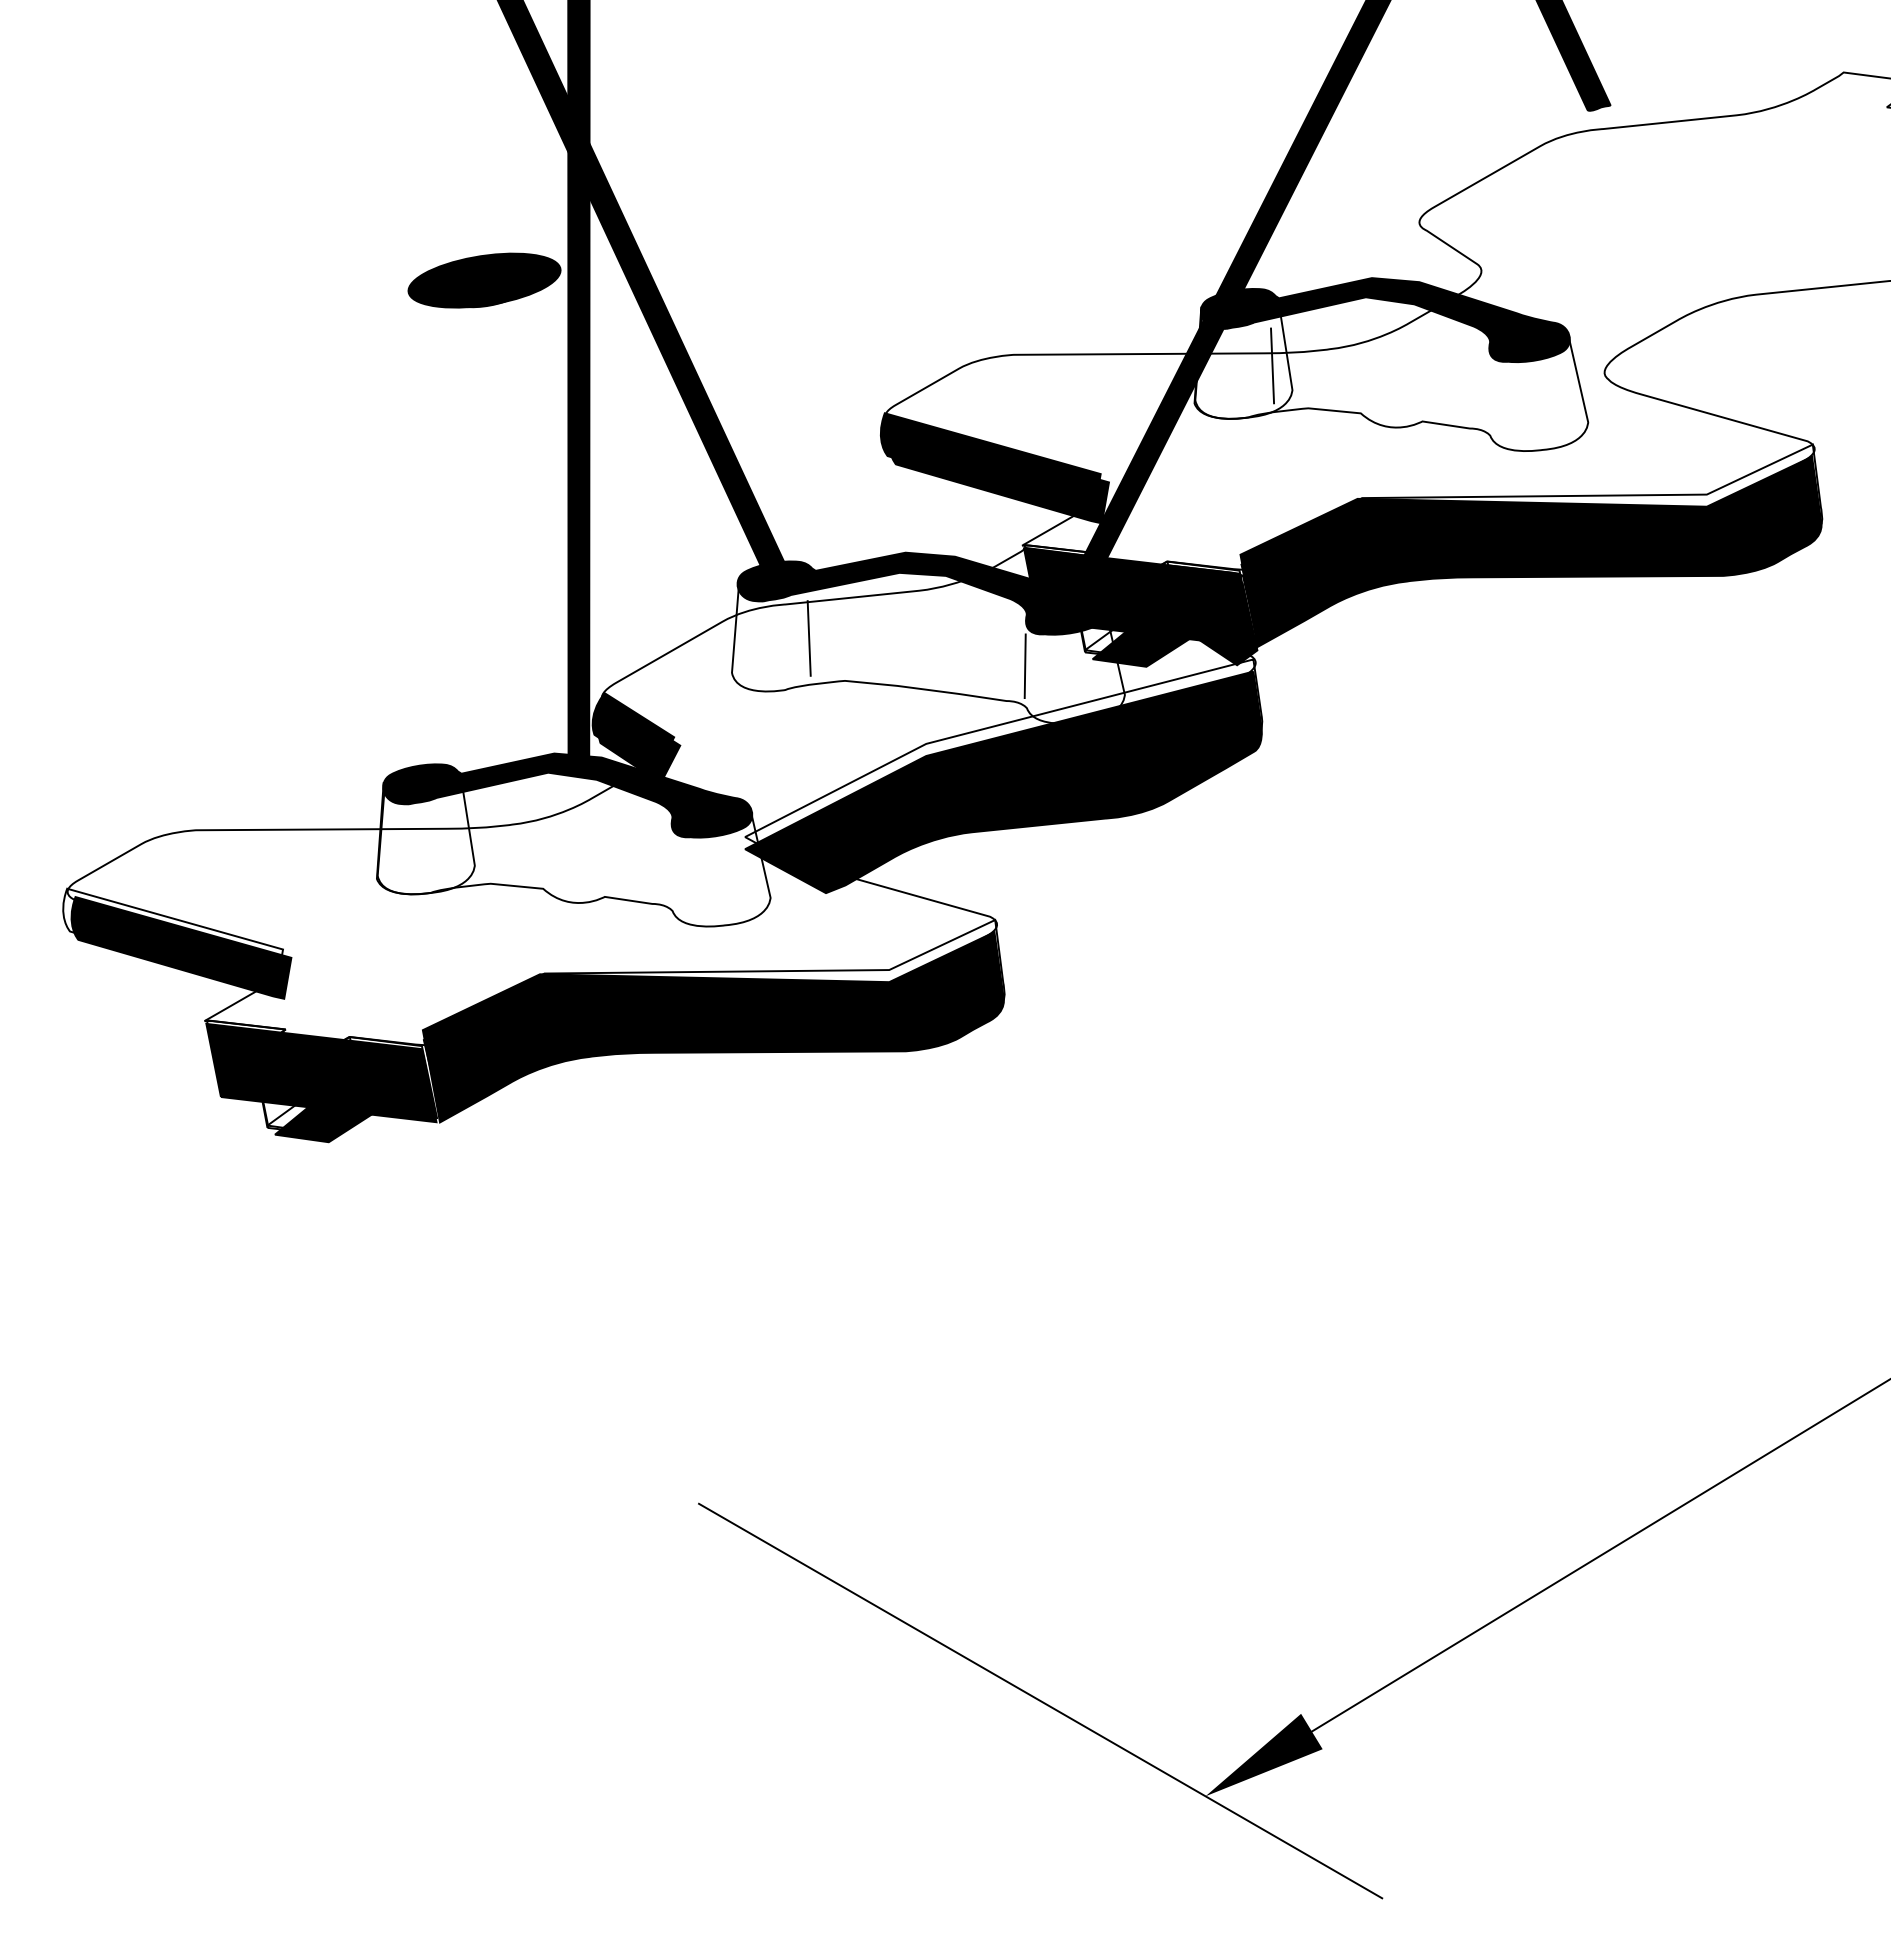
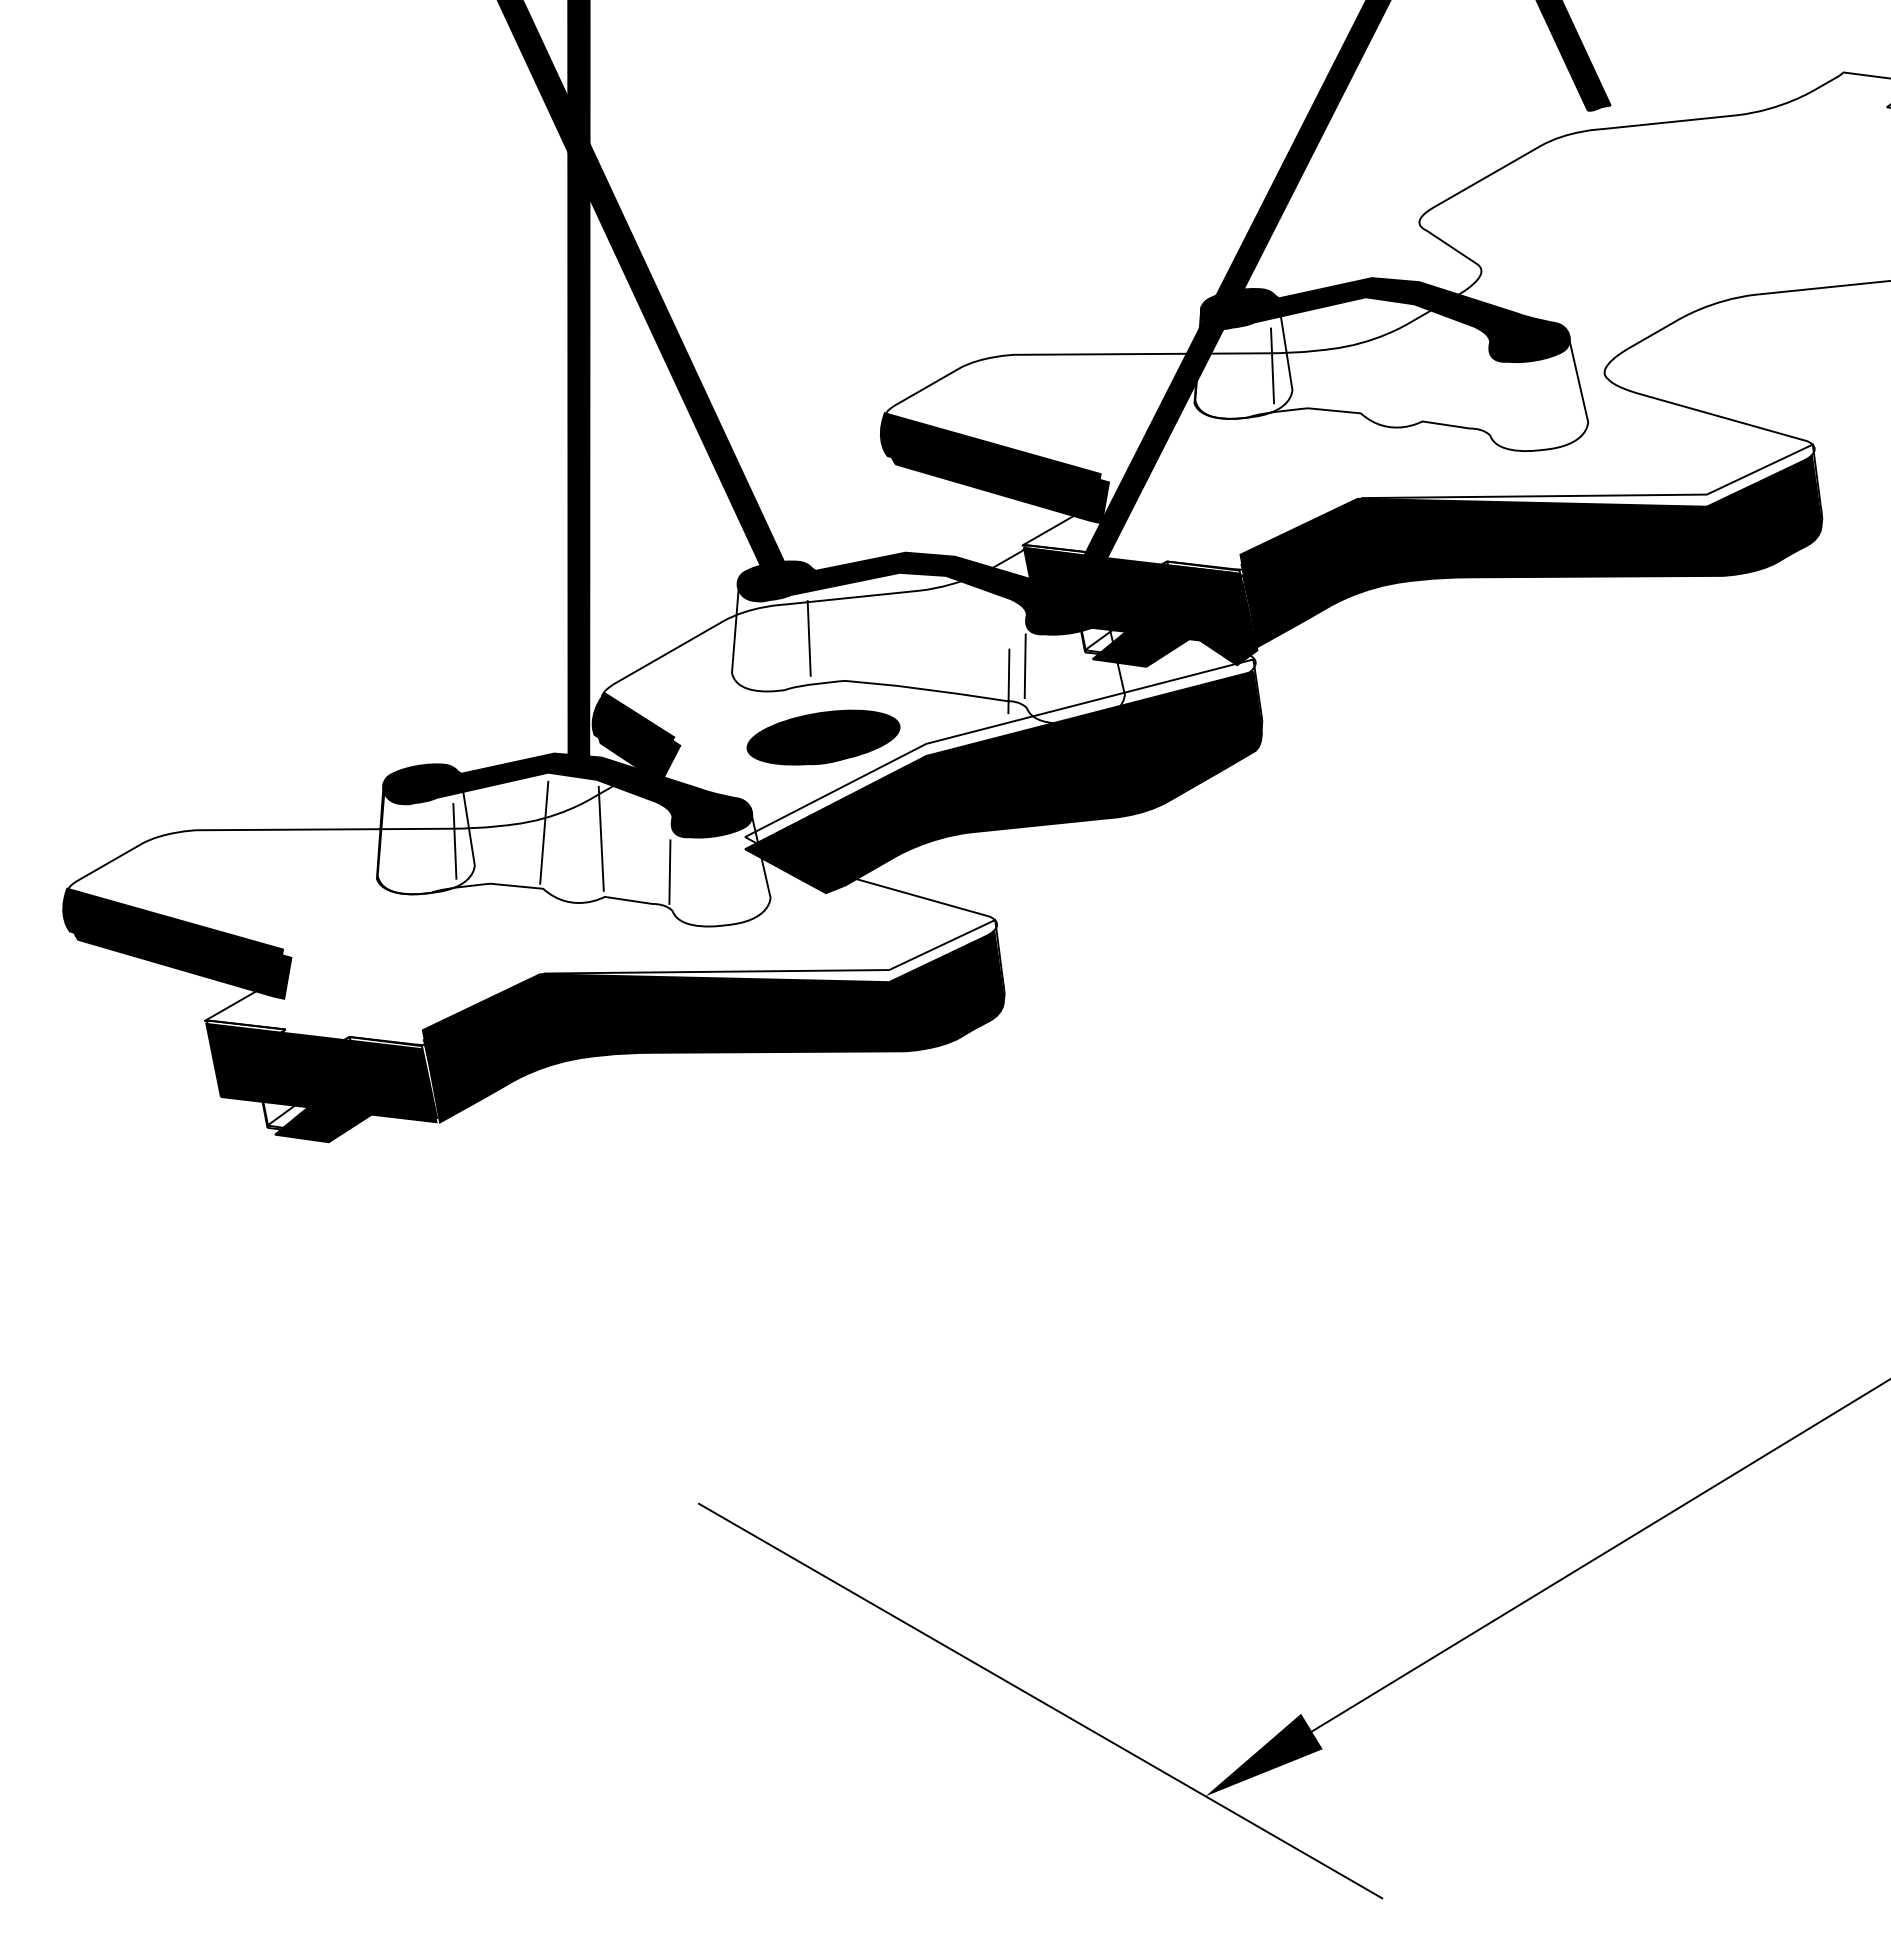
part position: (484, 280) -> (823, 737) (823, 737)
line: none -> present (1008, 681)
line: none -> present (544, 832)
line: none -> present (600, 838)
line: none -> present (454, 841)
line: none -> present (669, 871)
fill: none -> present (173, 939)
